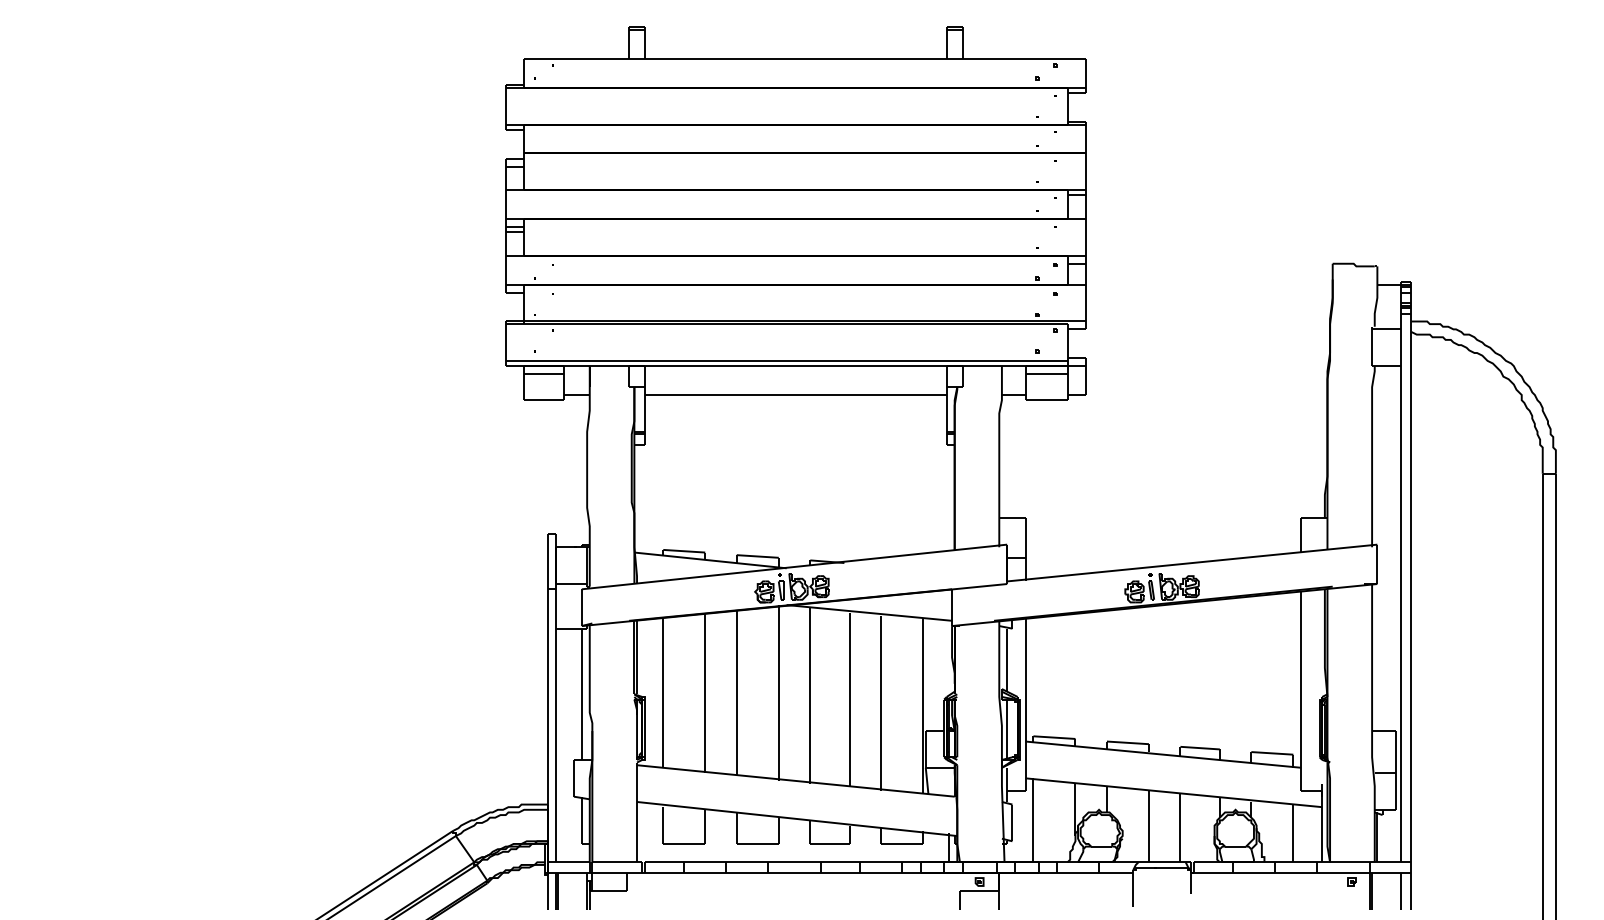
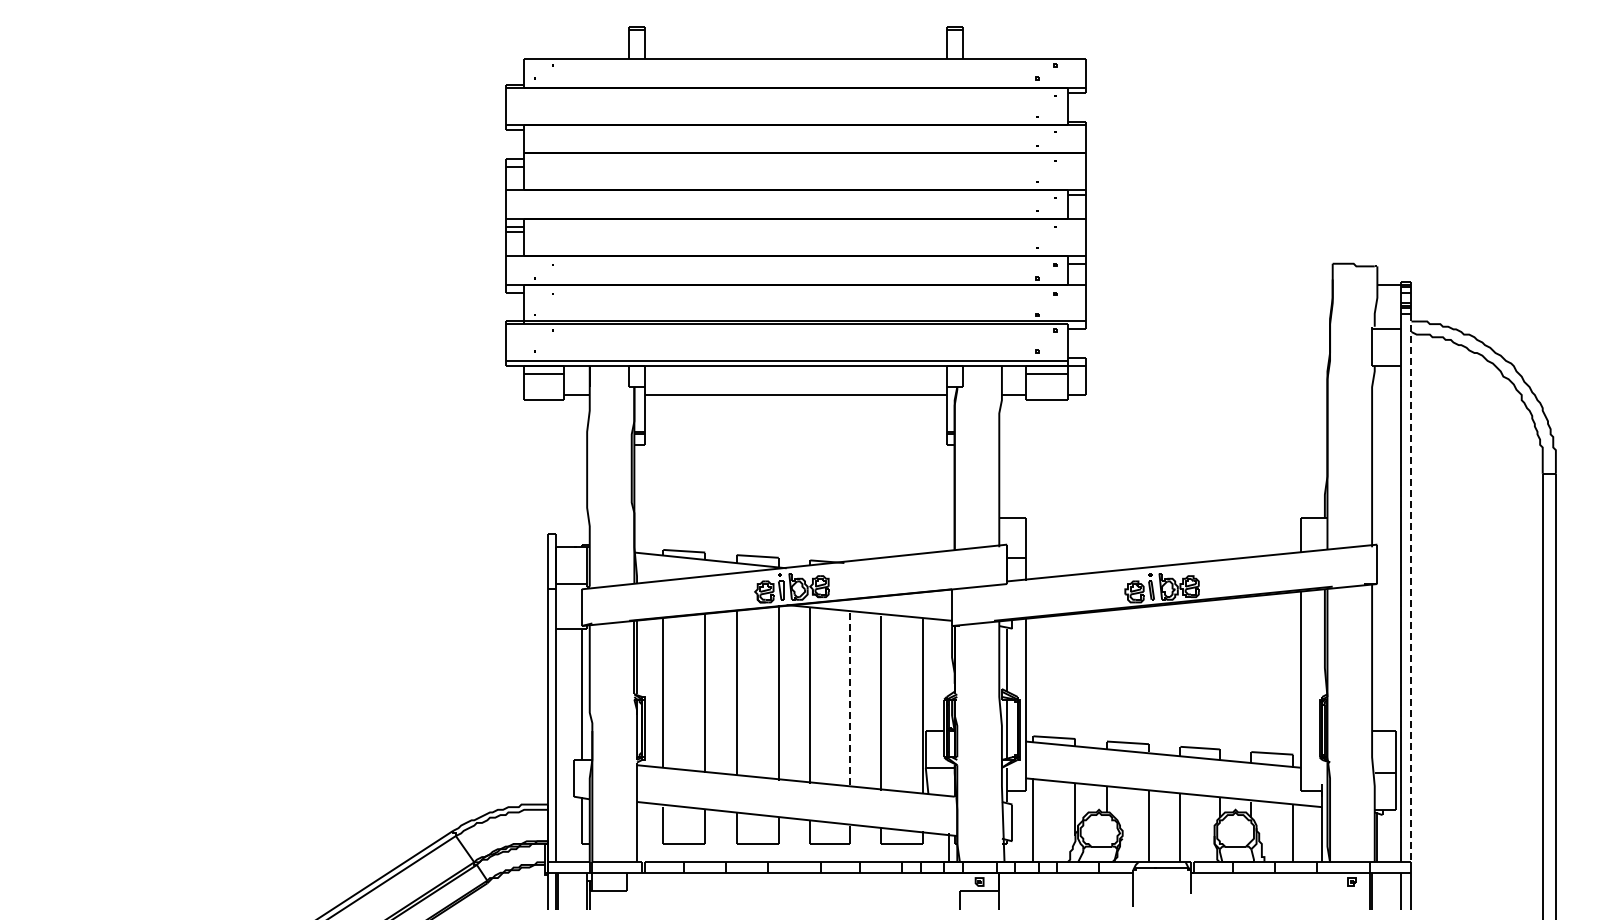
line: solid -> dashed (1411, 588)
line: solid -> dashed (849, 699)
